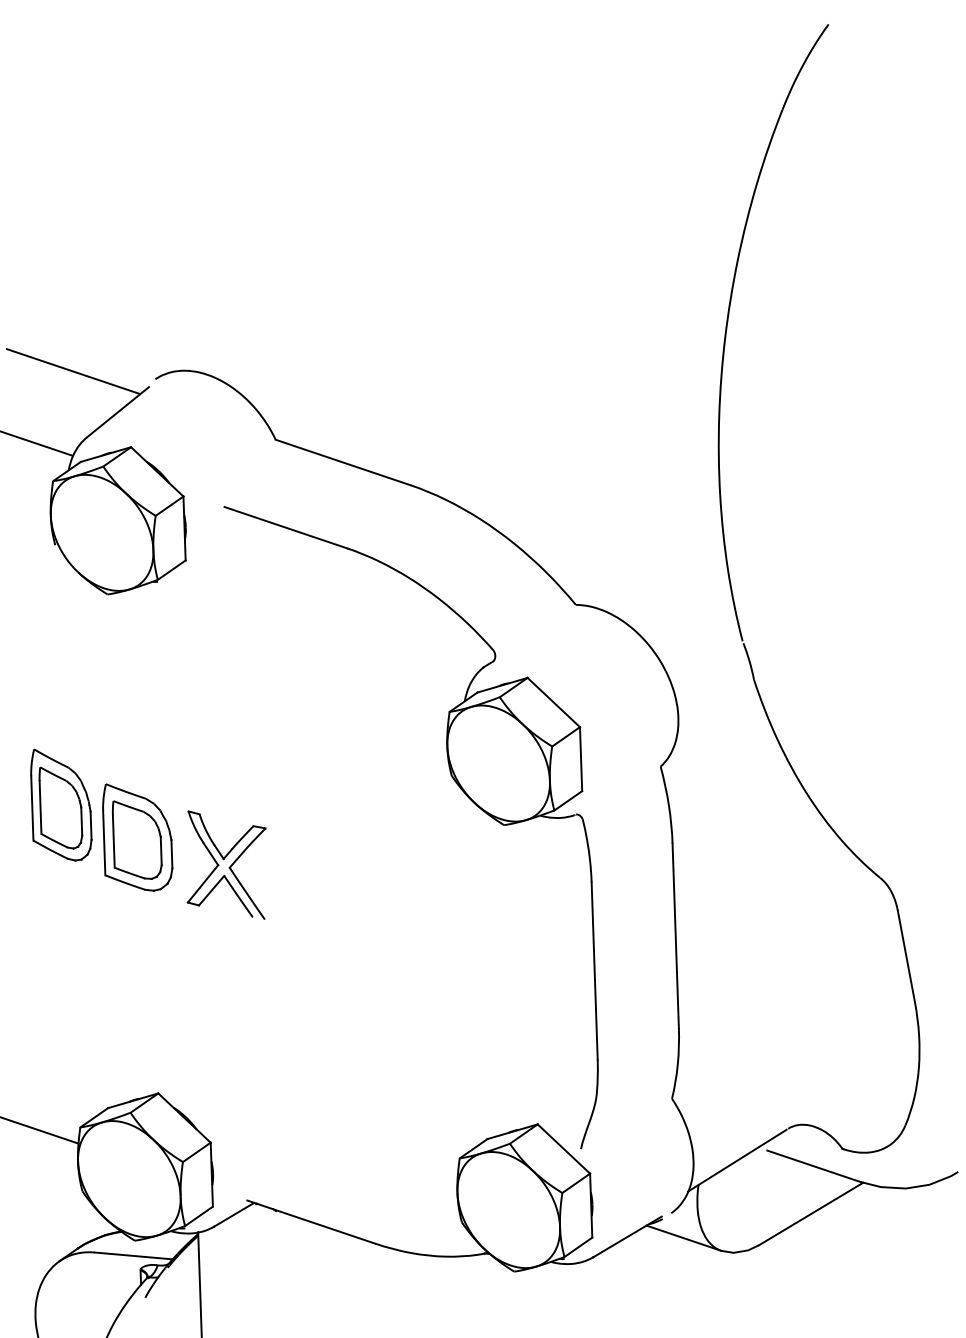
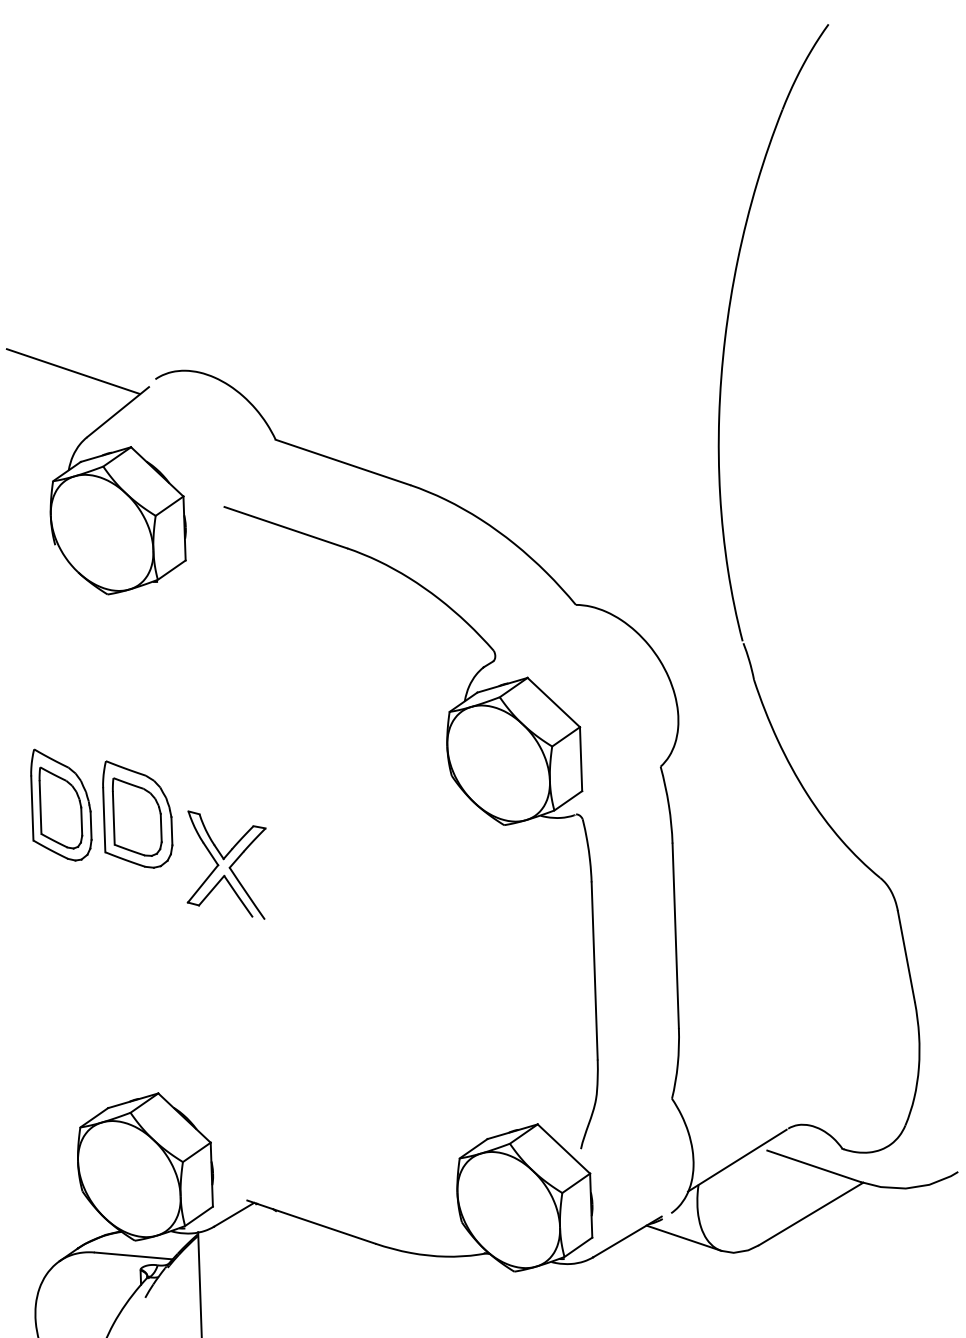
line: present -> none (37, 443)
part position: (137, 837) -> (137, 814) (137, 814)
line: present -> none (40, 1130)
